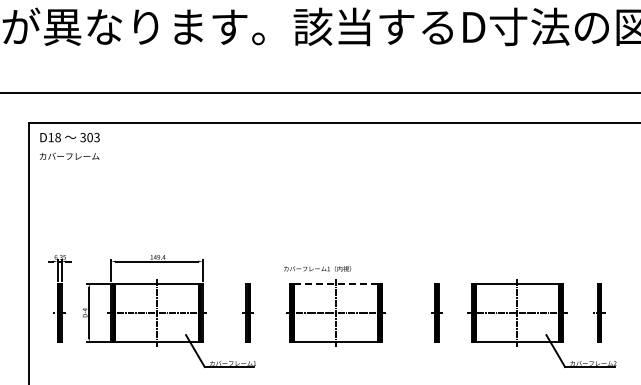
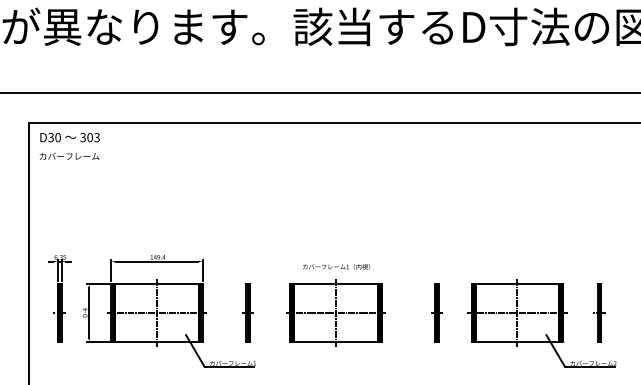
text: D18 -> D30 (54, 137)
text position: (317, 268) -> (336, 266) (336, 266)
line: dashed -> solid (336, 283)
